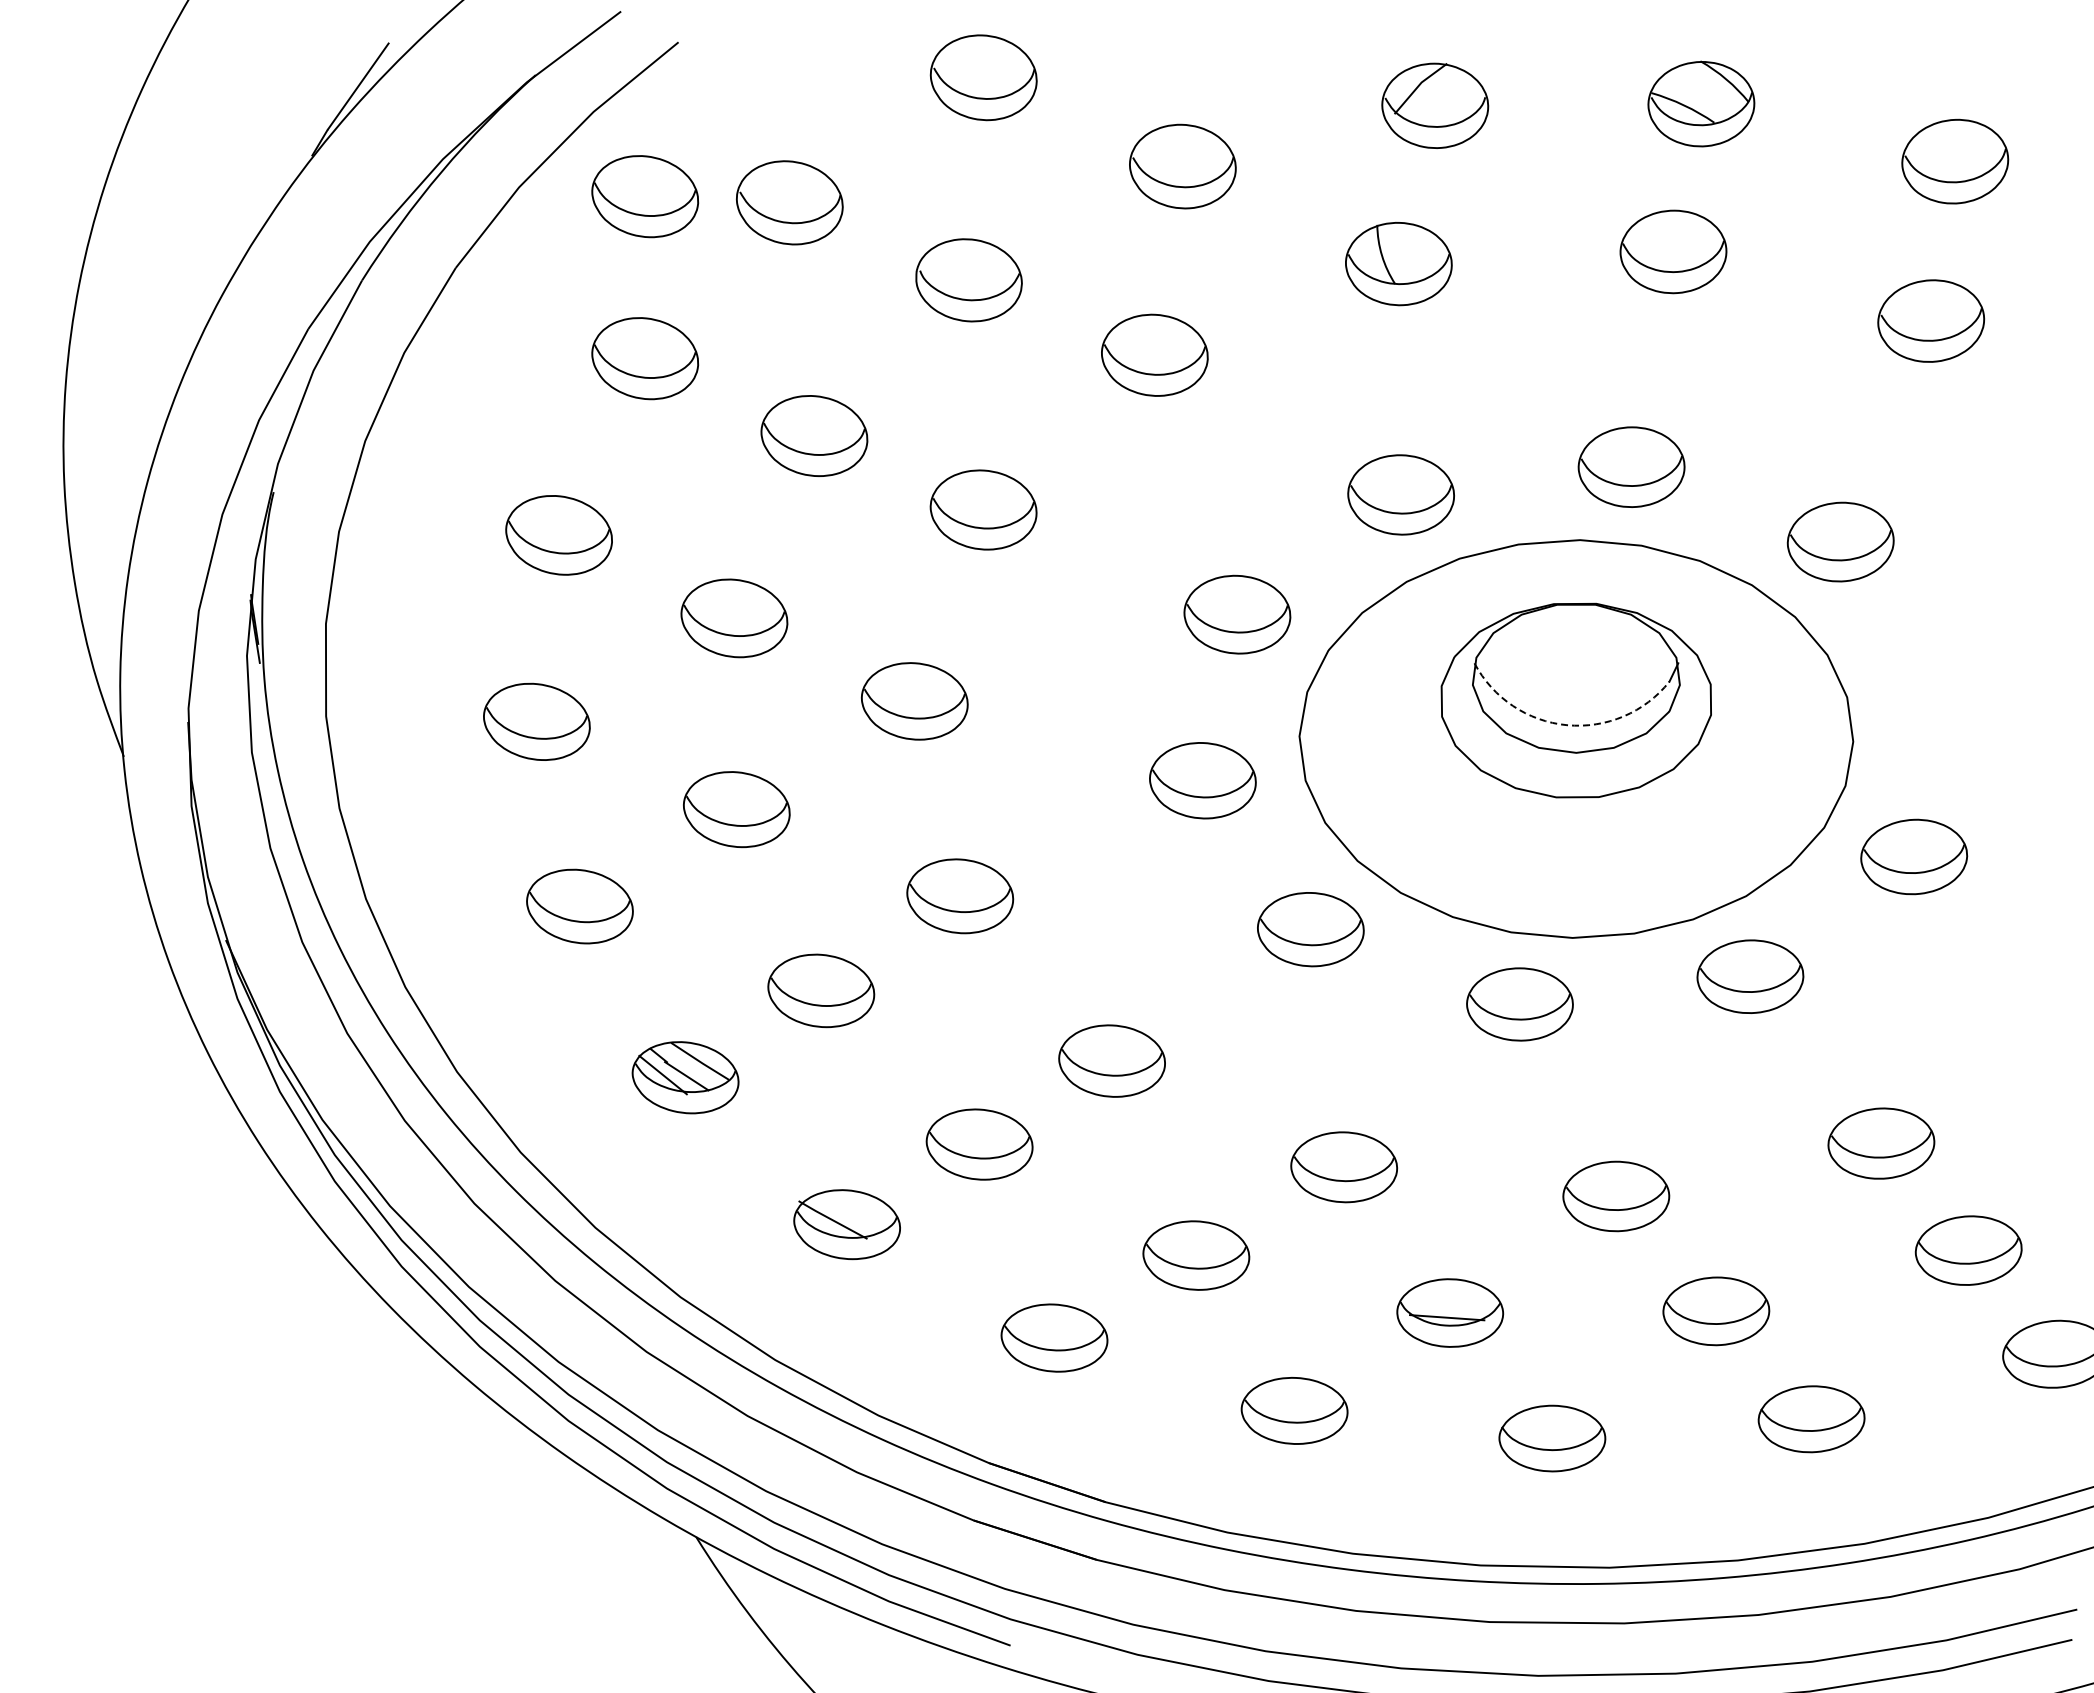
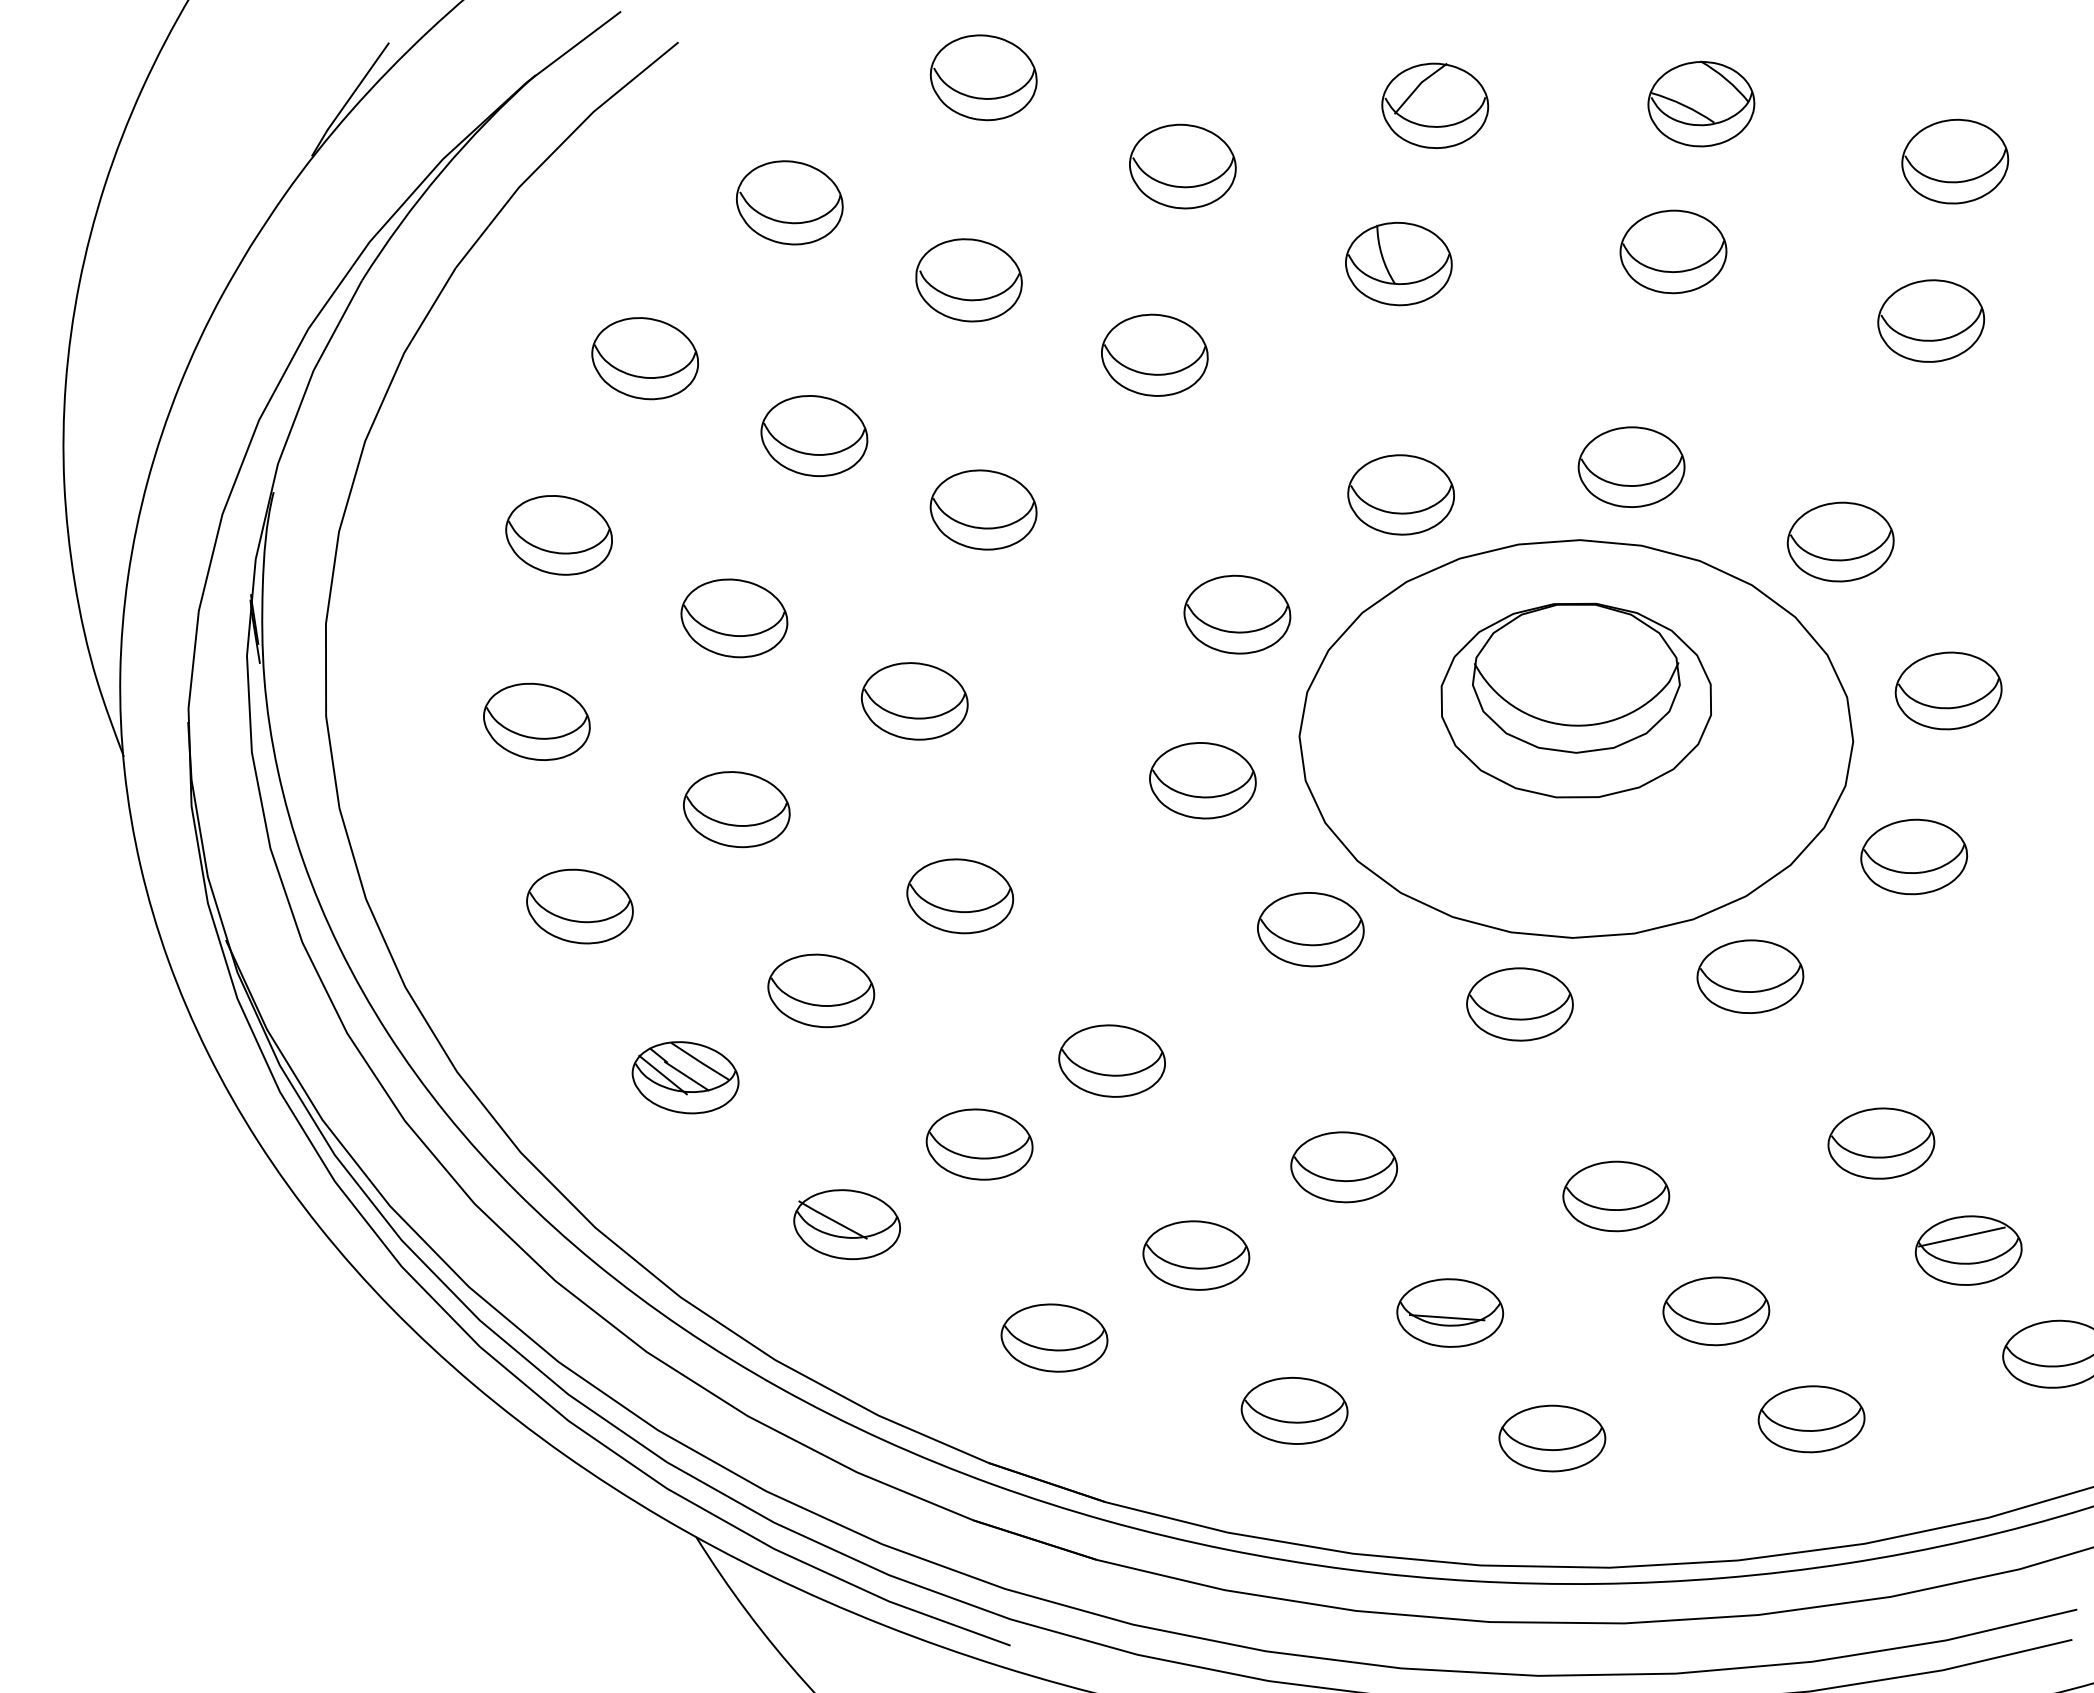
part: present -> none (645, 196)
part: none -> present (1948, 690)
arc: dashed -> solid (1566, 725)
line: none -> present (1961, 1236)
